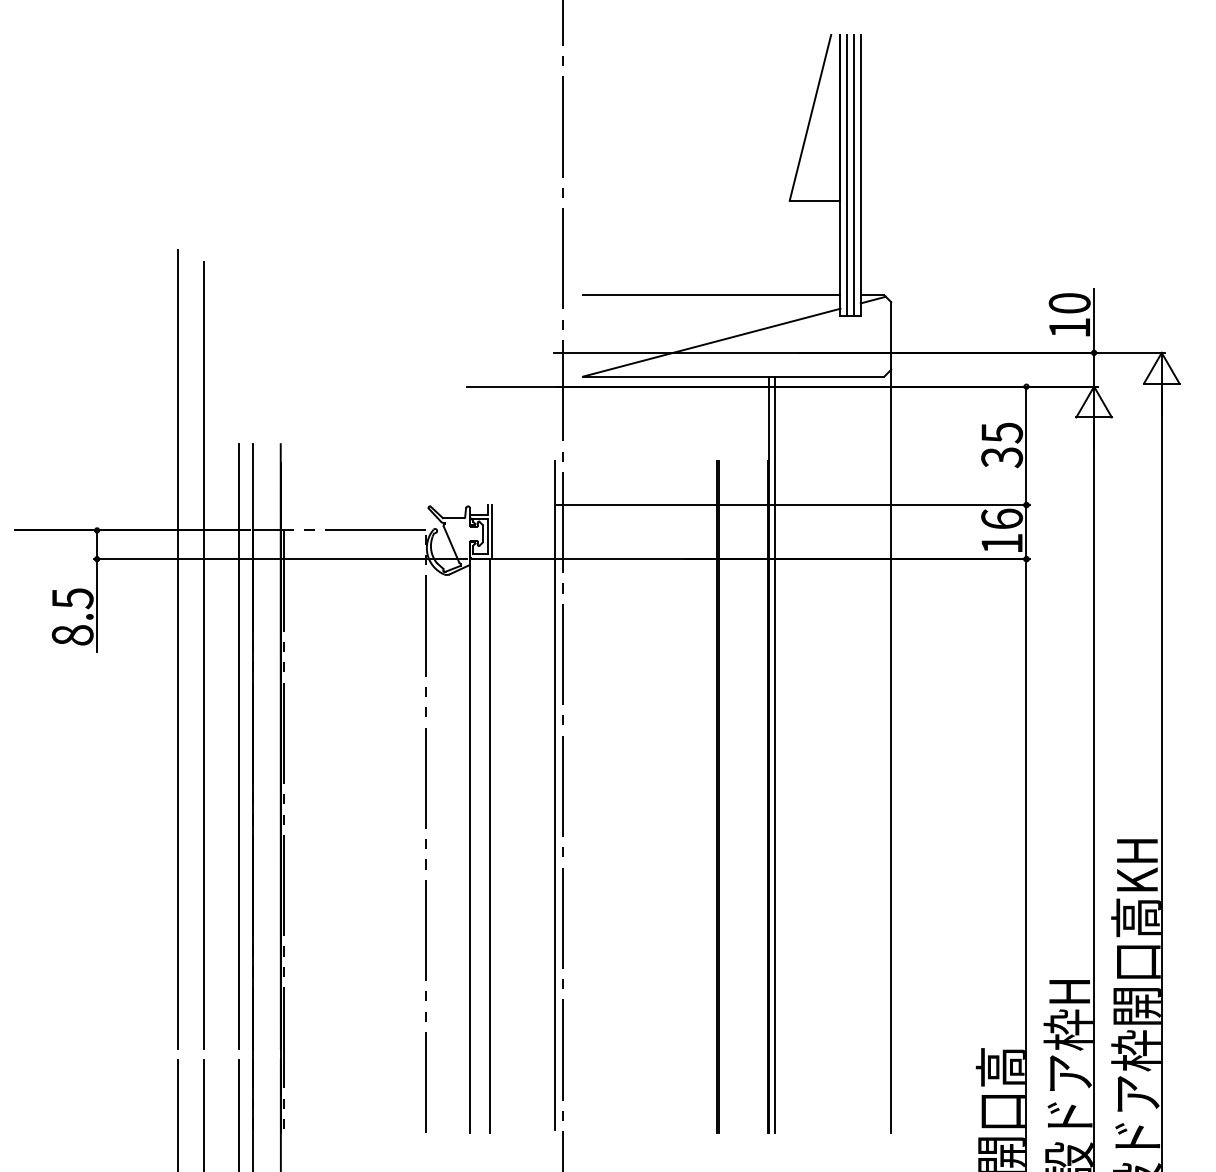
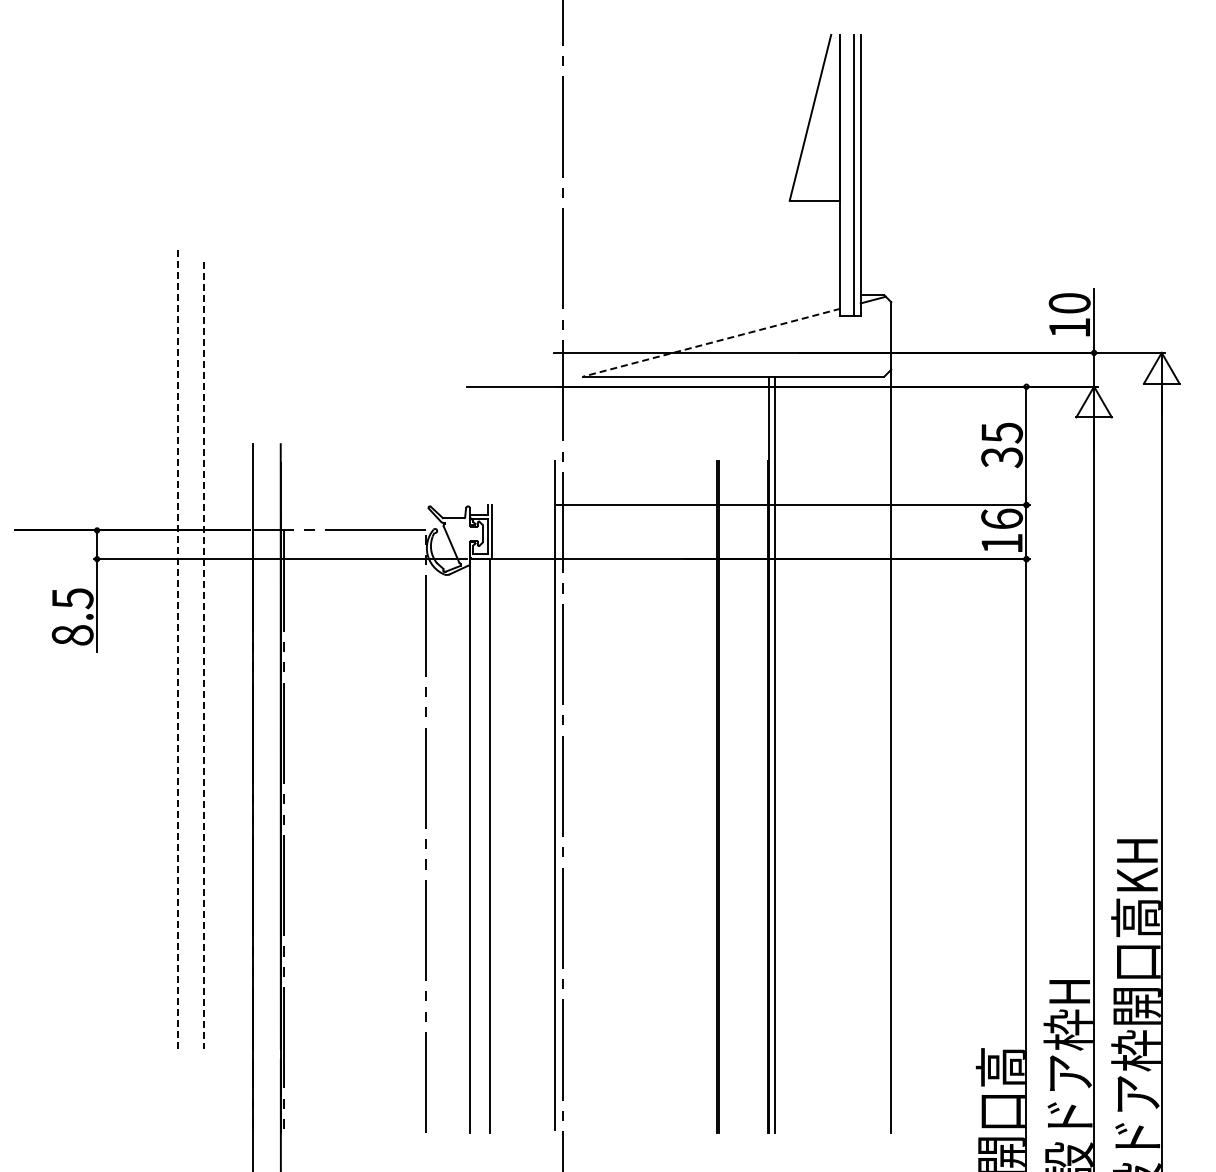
line: present -> none (847, 174)
line: present -> none (711, 295)
line: solid -> dashed (711, 342)
line: solid -> dashed (178, 649)
line: solid -> dashed (203, 655)
line: present -> none (239, 746)
line: present -> none (178, 1113)
line: present -> none (203, 1113)
line: present -> none (239, 1113)
